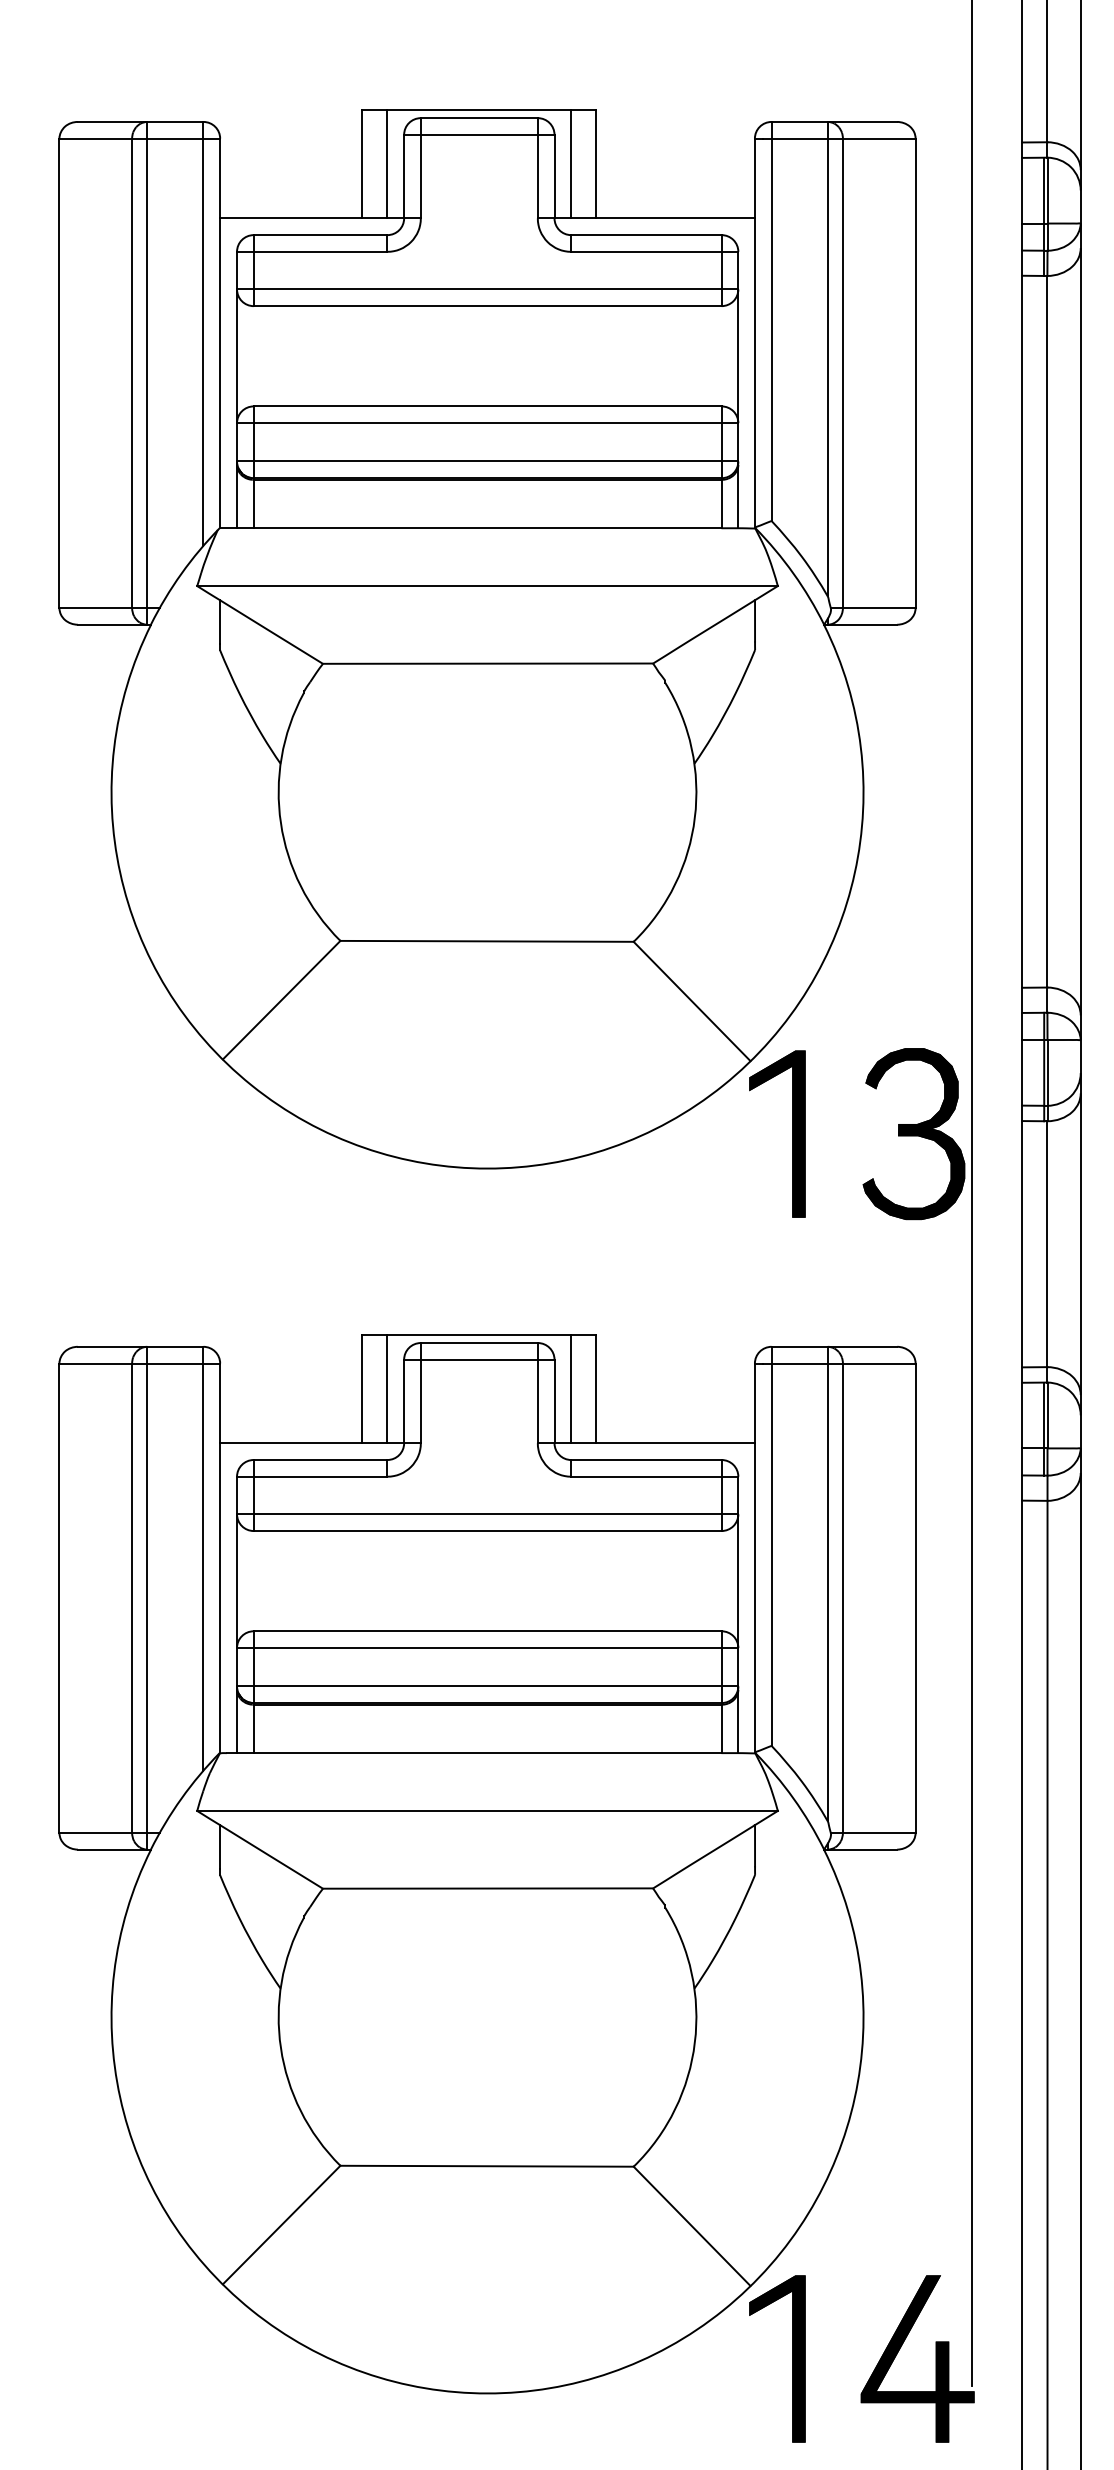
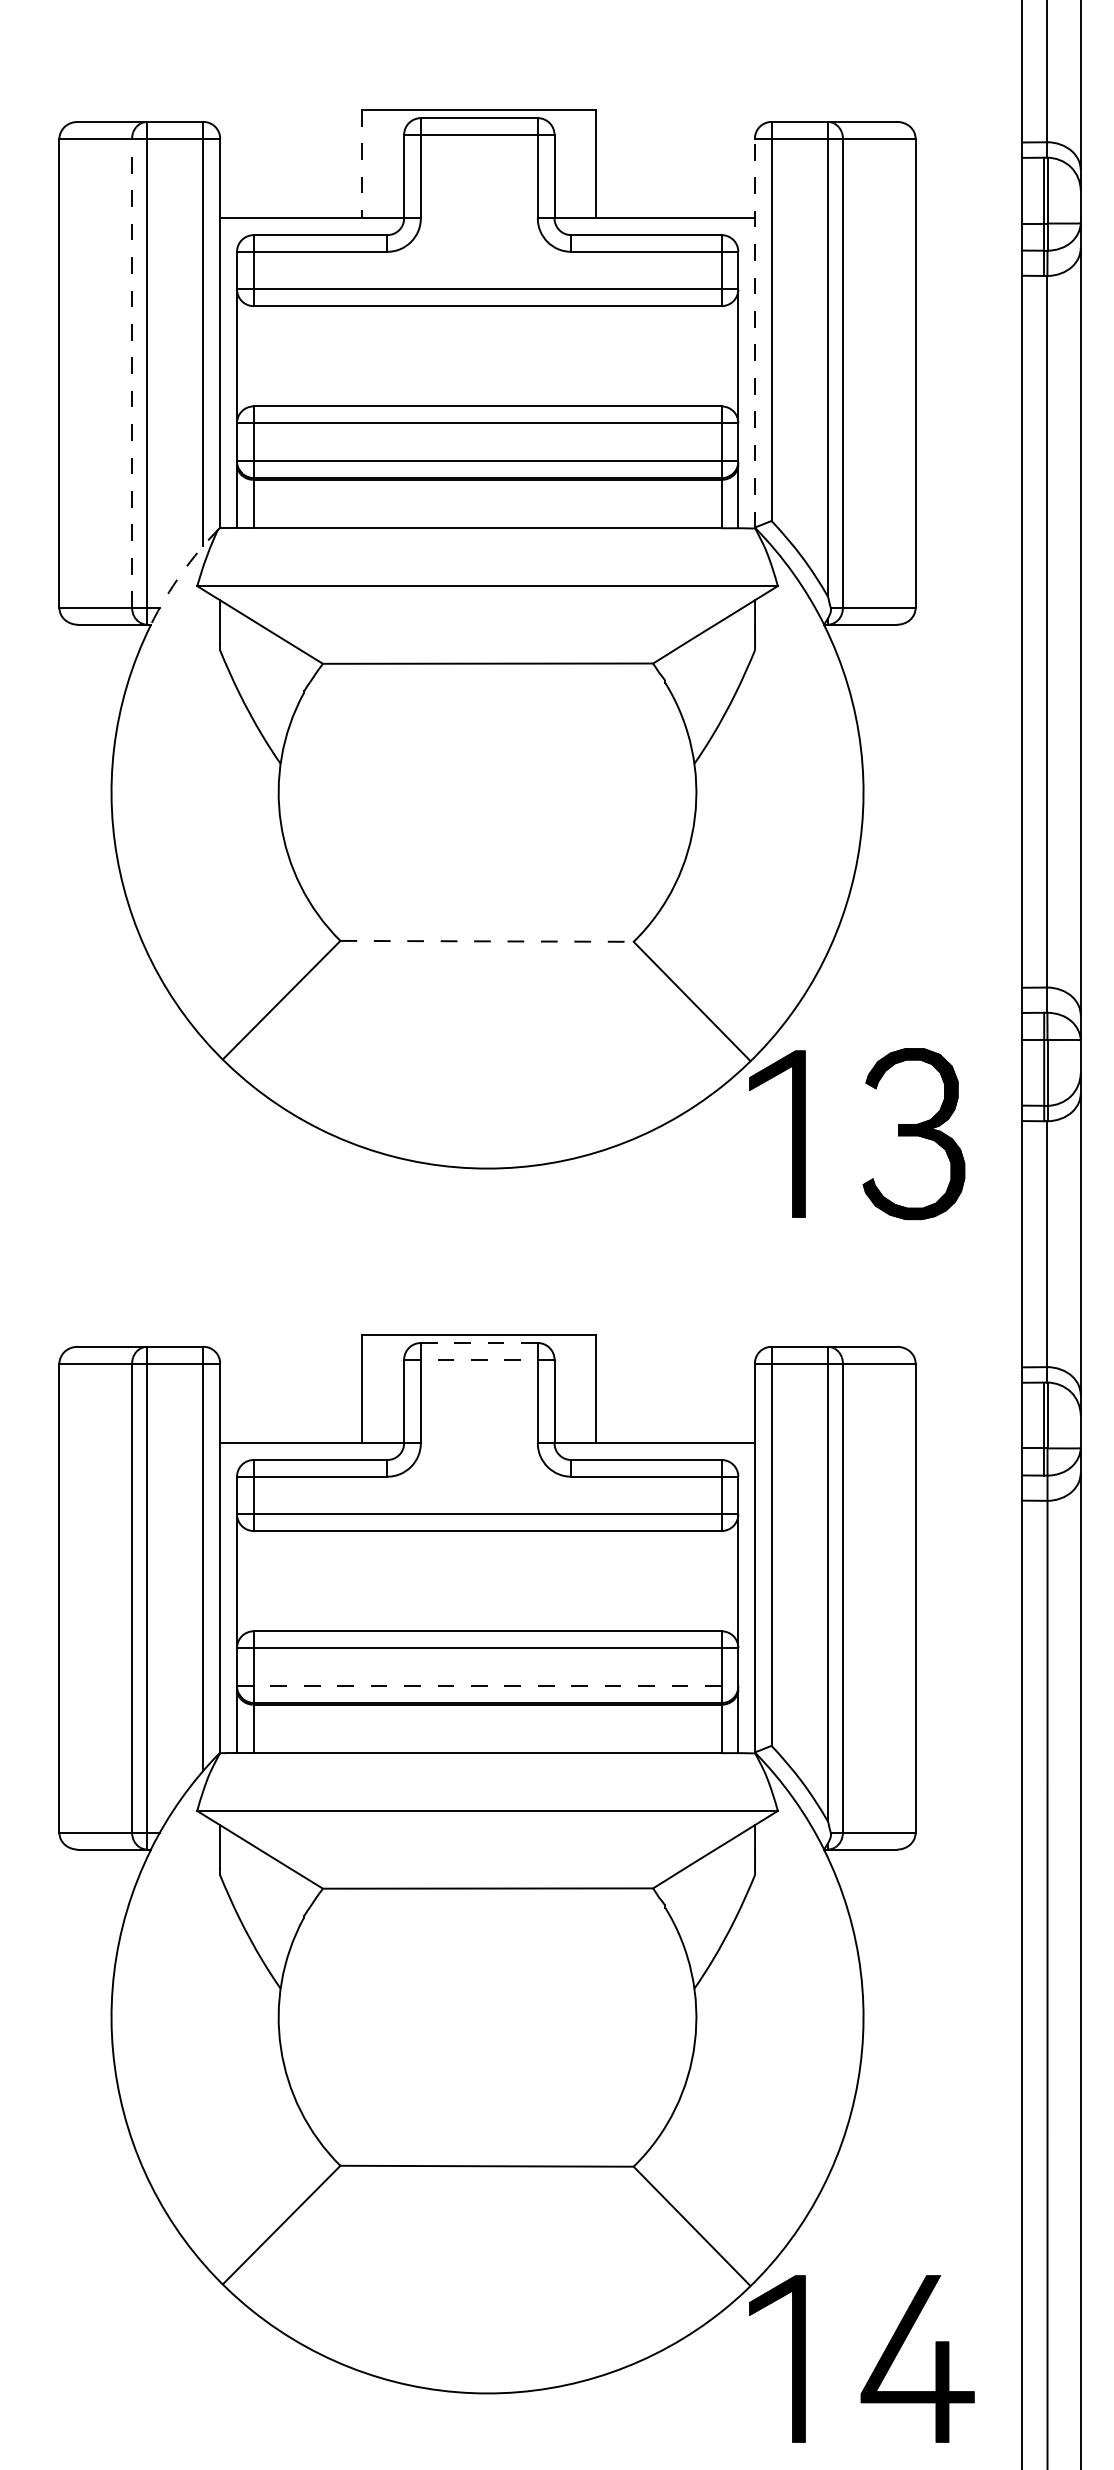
line: present -> none (387, 163)
line: present -> none (571, 163)
line: solid -> dashed (362, 164)
line: solid -> dashed (754, 333)
line: solid -> dashed (132, 373)
arc: solid -> dashed (181, 573)
line: solid -> dashed (487, 941)
line: present -> none (972, 1194)
line: solid -> dashed (479, 1343)
line: solid -> dashed (478, 1359)
line: present -> none (387, 1388)
line: present -> none (571, 1388)
line: solid -> dashed (487, 1686)
